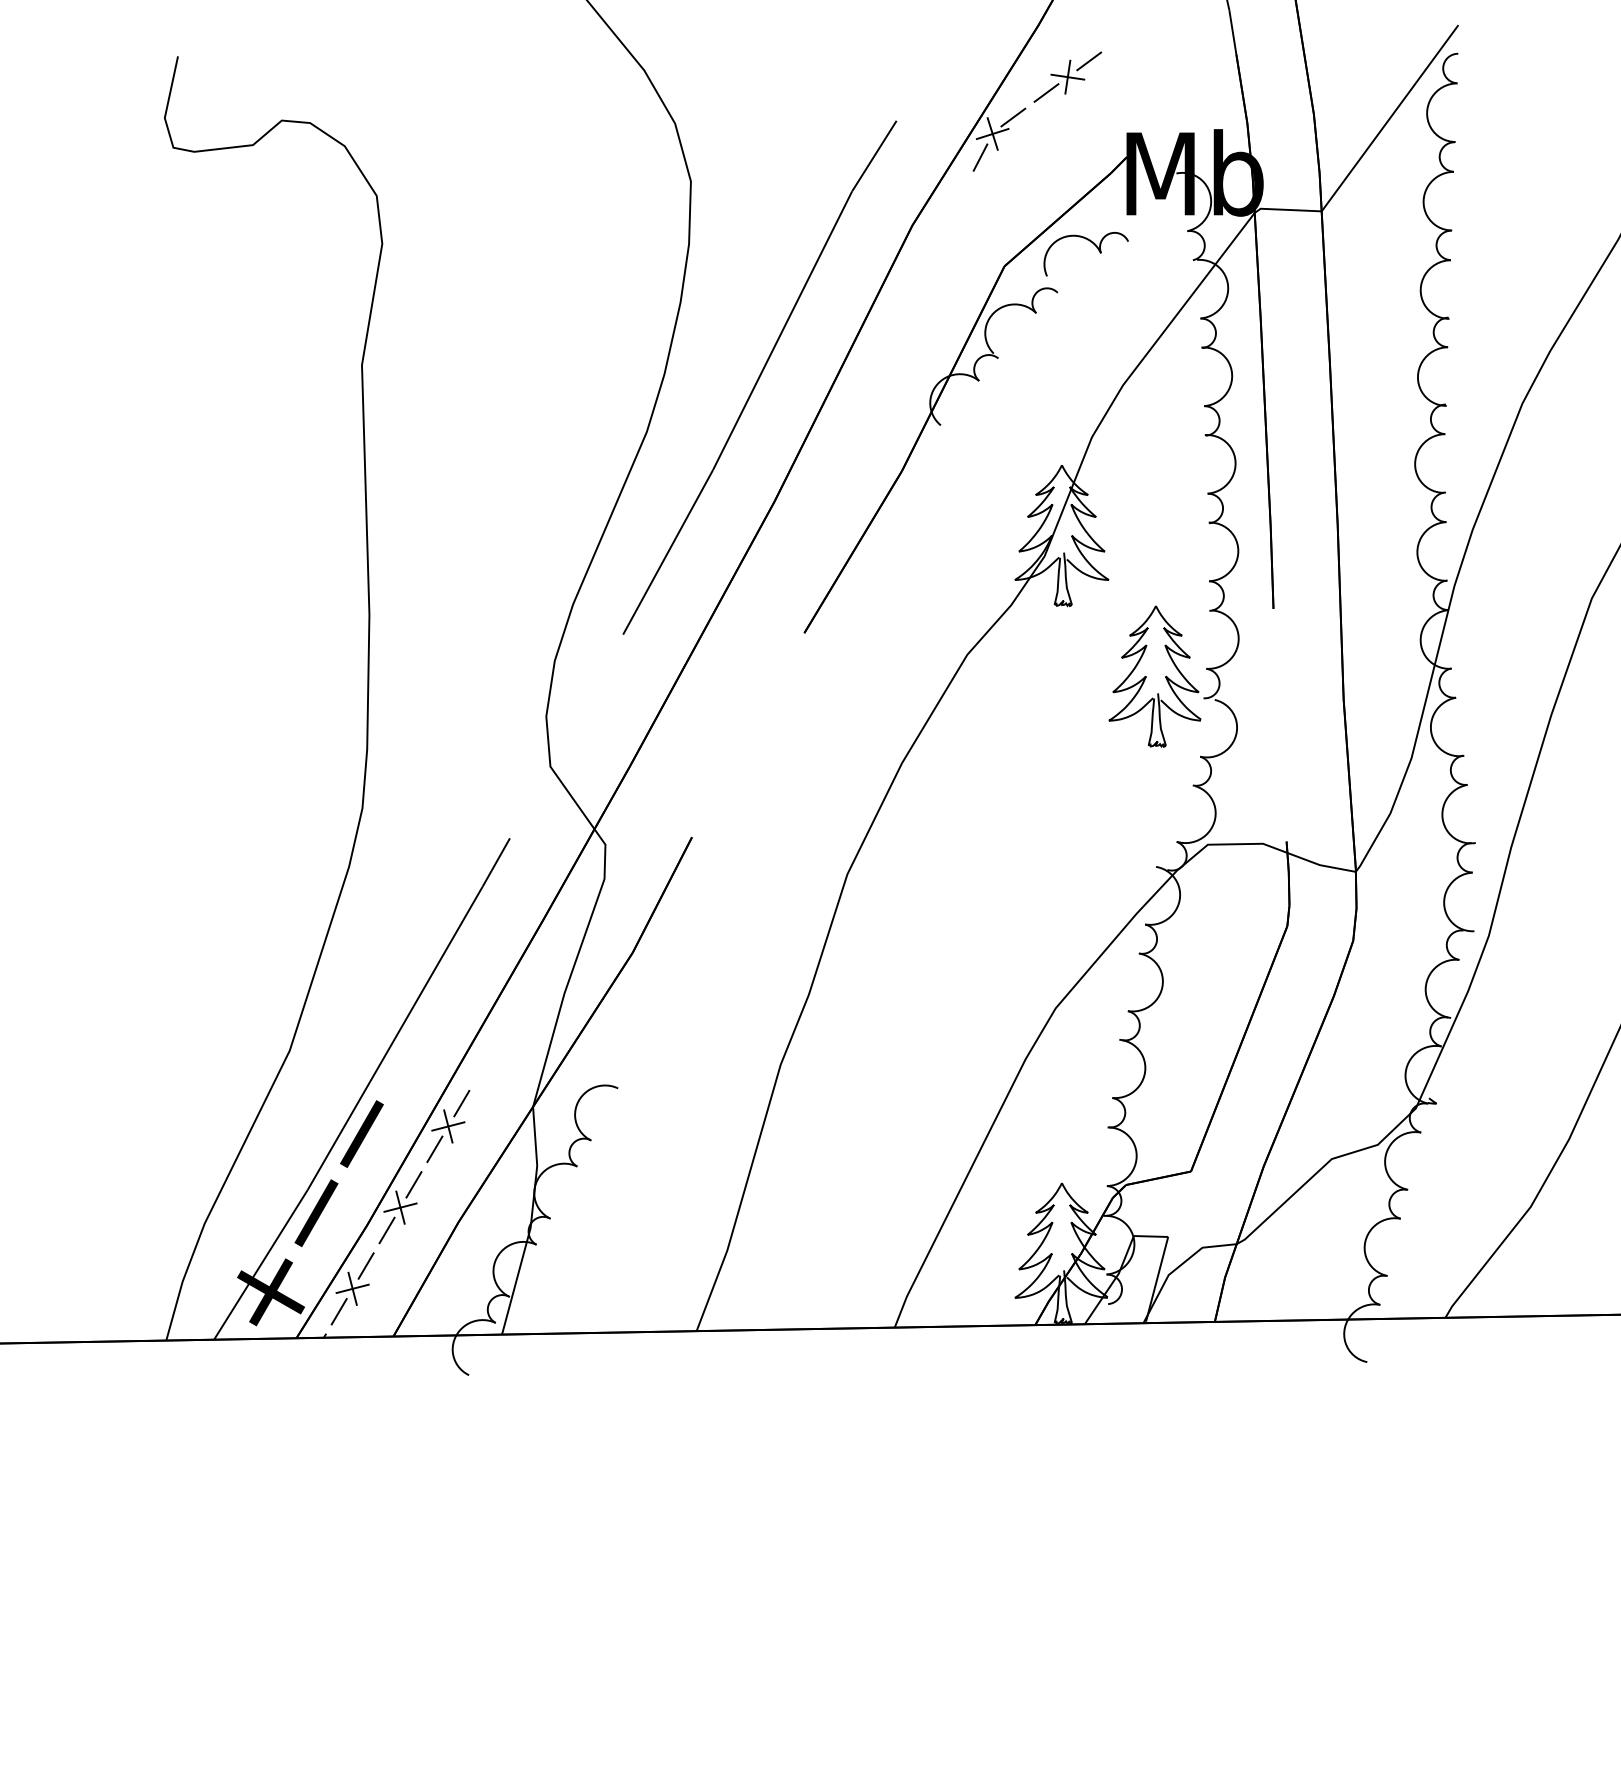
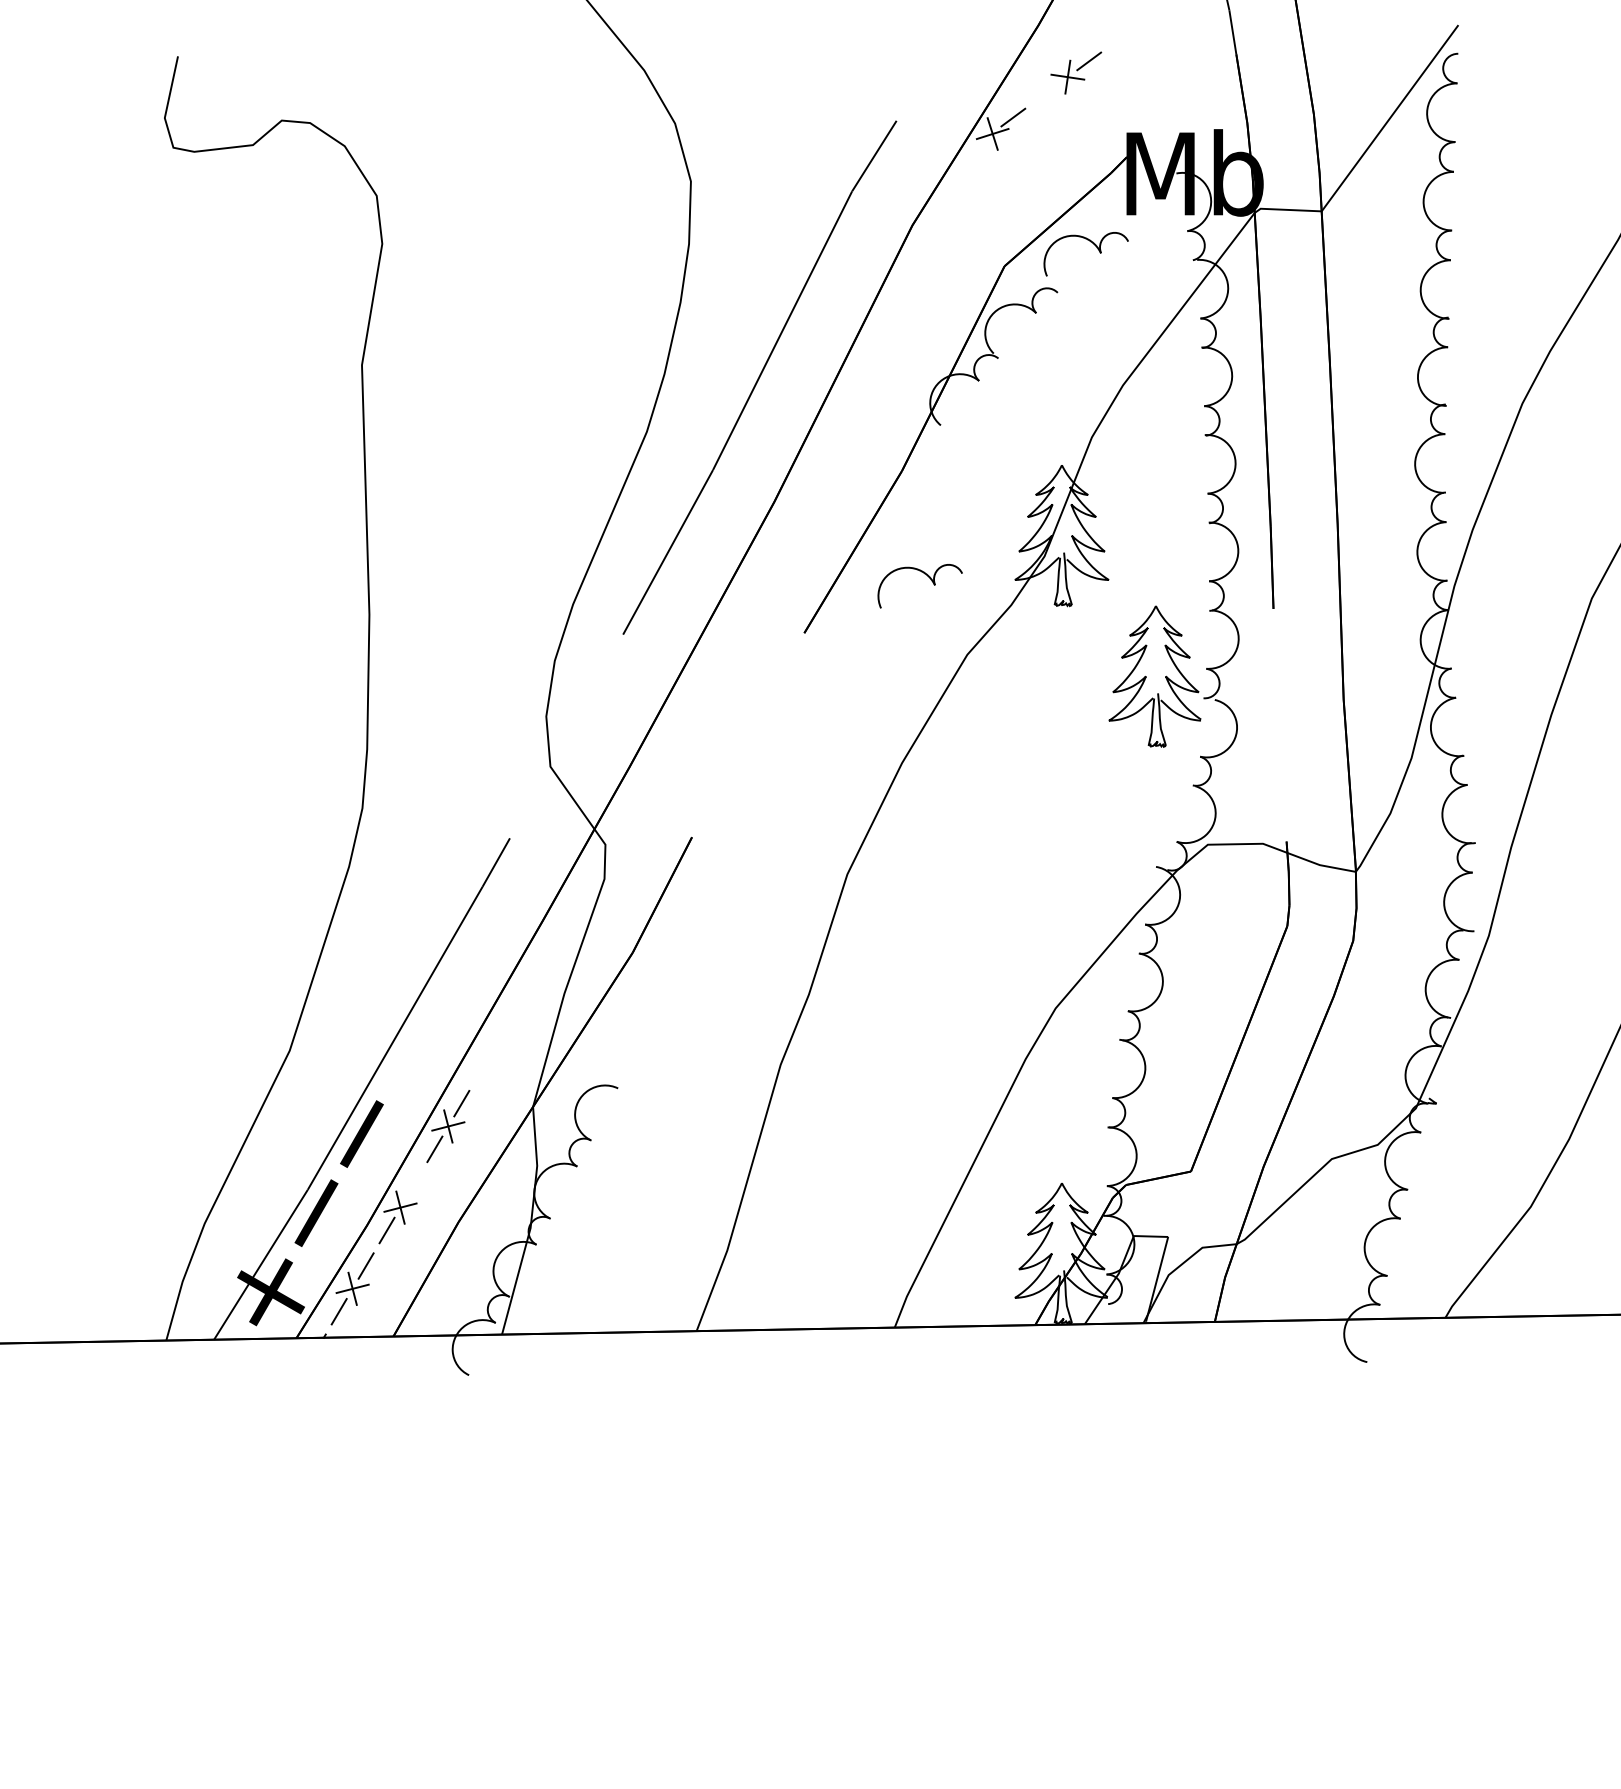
line: present -> none (1046, 92)
line: present -> none (980, 157)
part: none -> present (928, 577)
line: present -> none (413, 1184)
